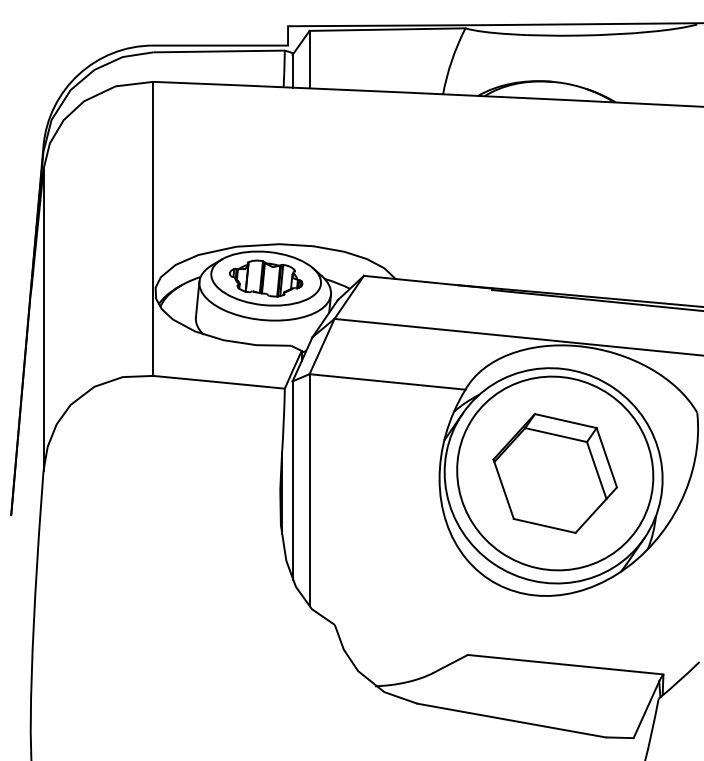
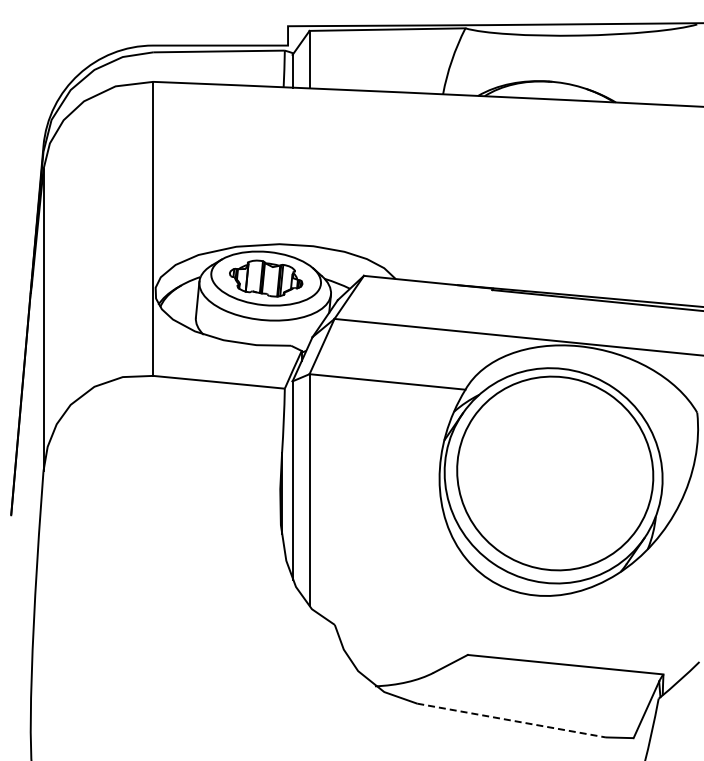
part: present -> none (555, 472)
line: solid -> dashed (511, 720)
